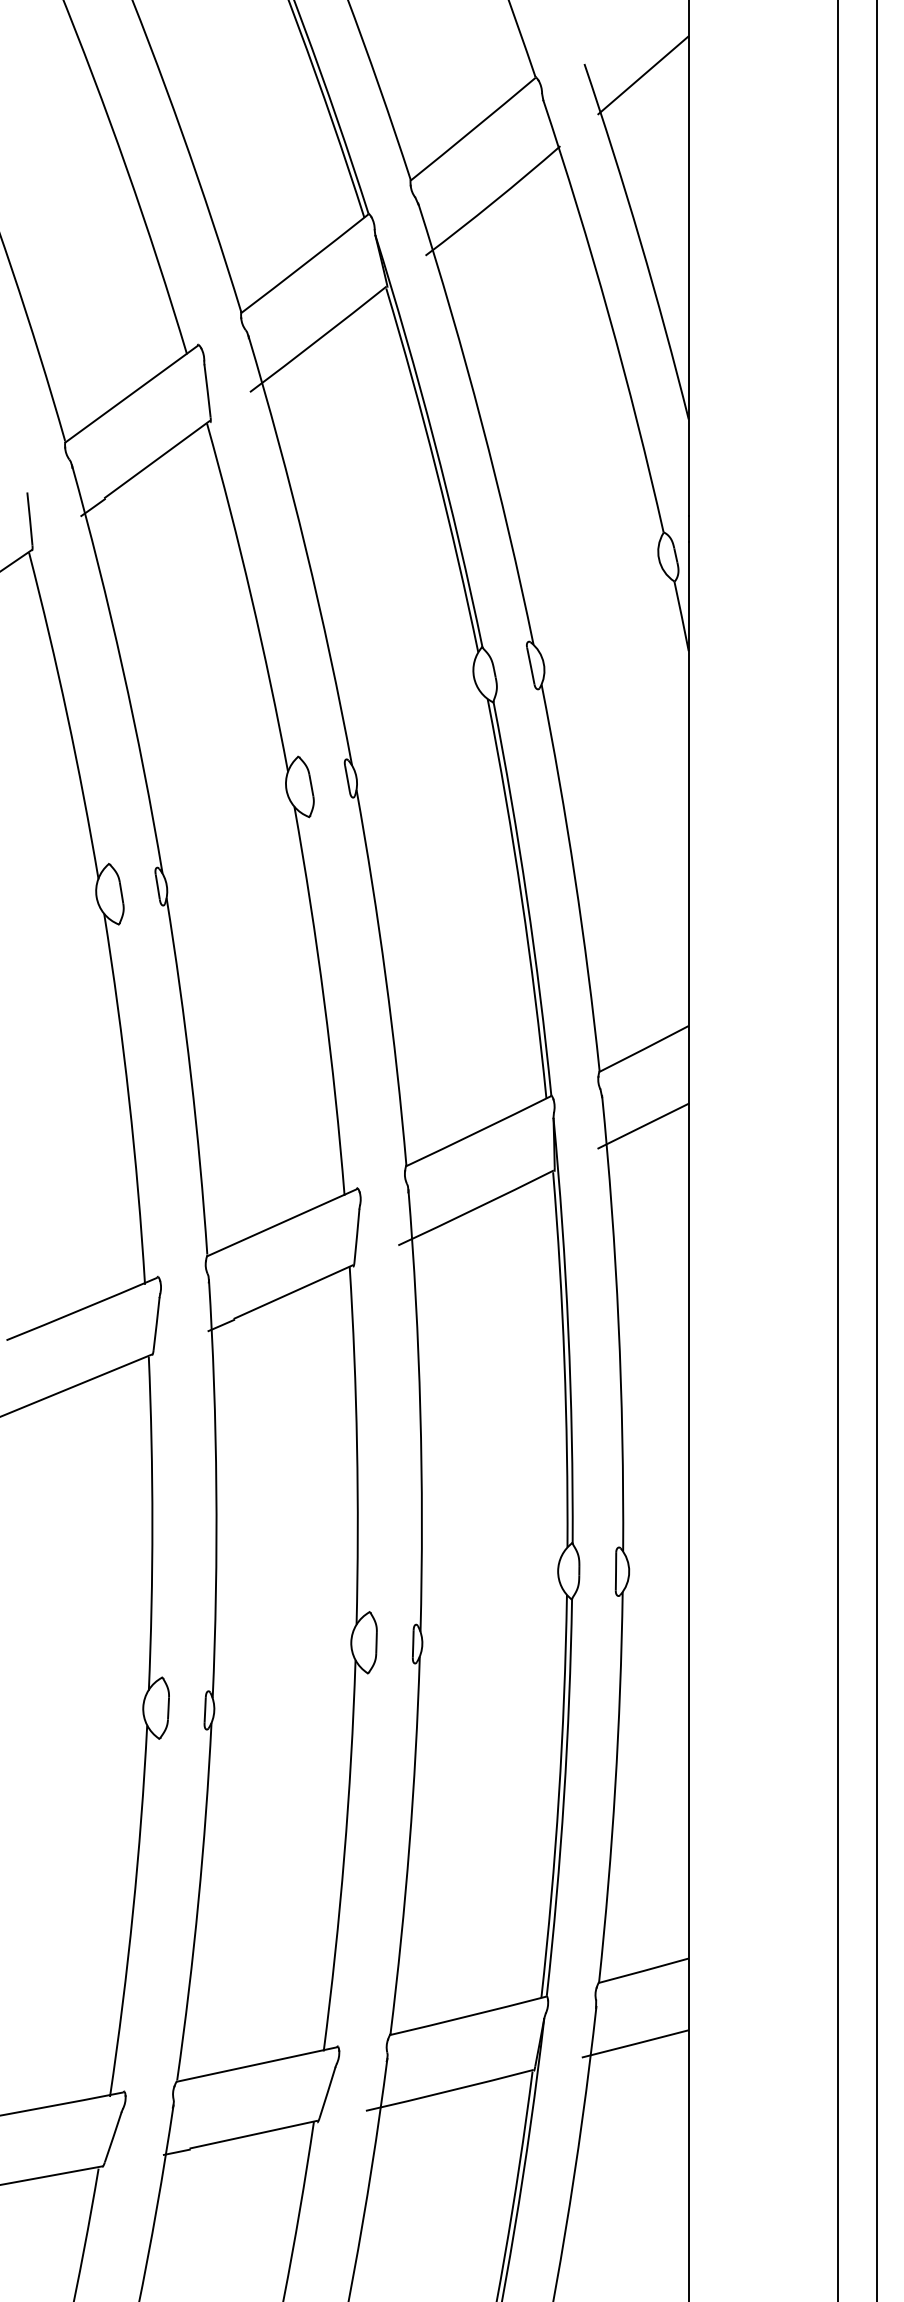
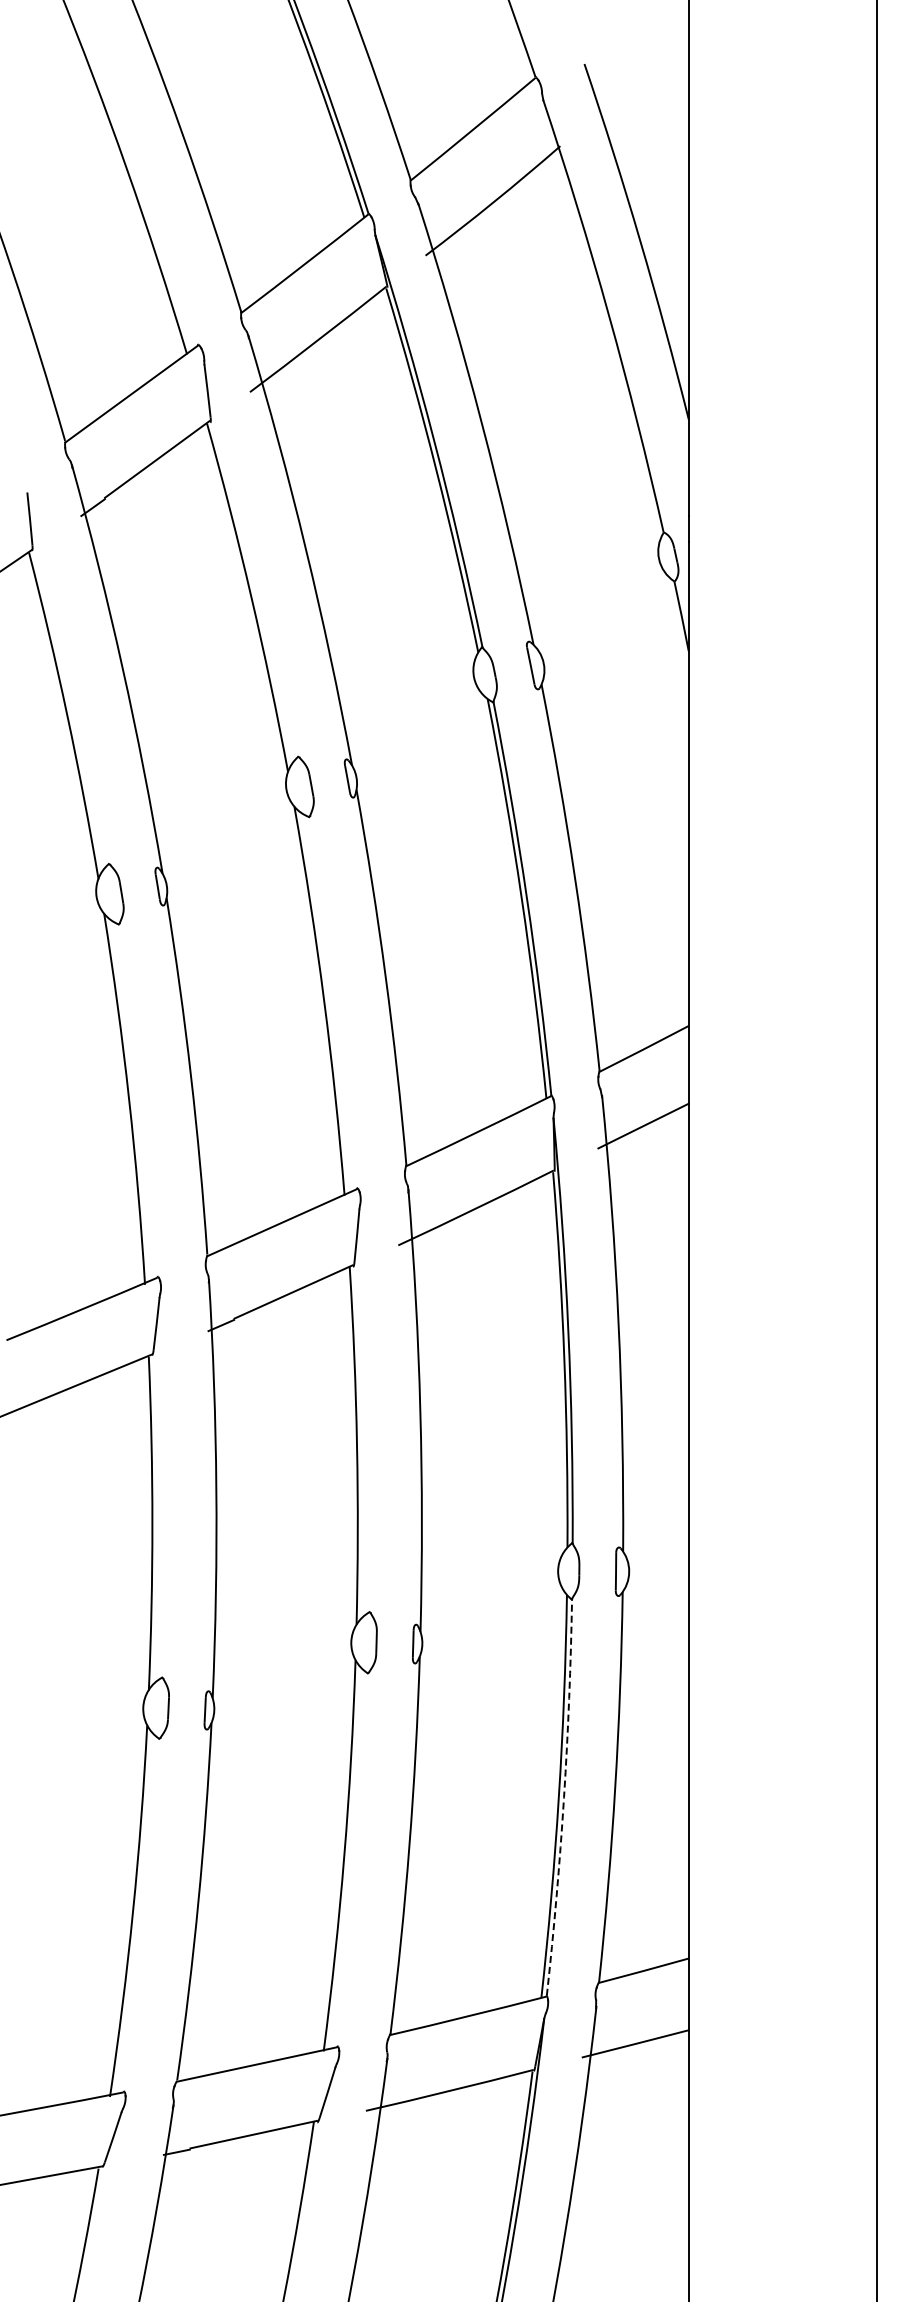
line: present -> none (643, 75)
line: present -> none (837, 1150)
arc: solid -> dashed (564, 1797)
